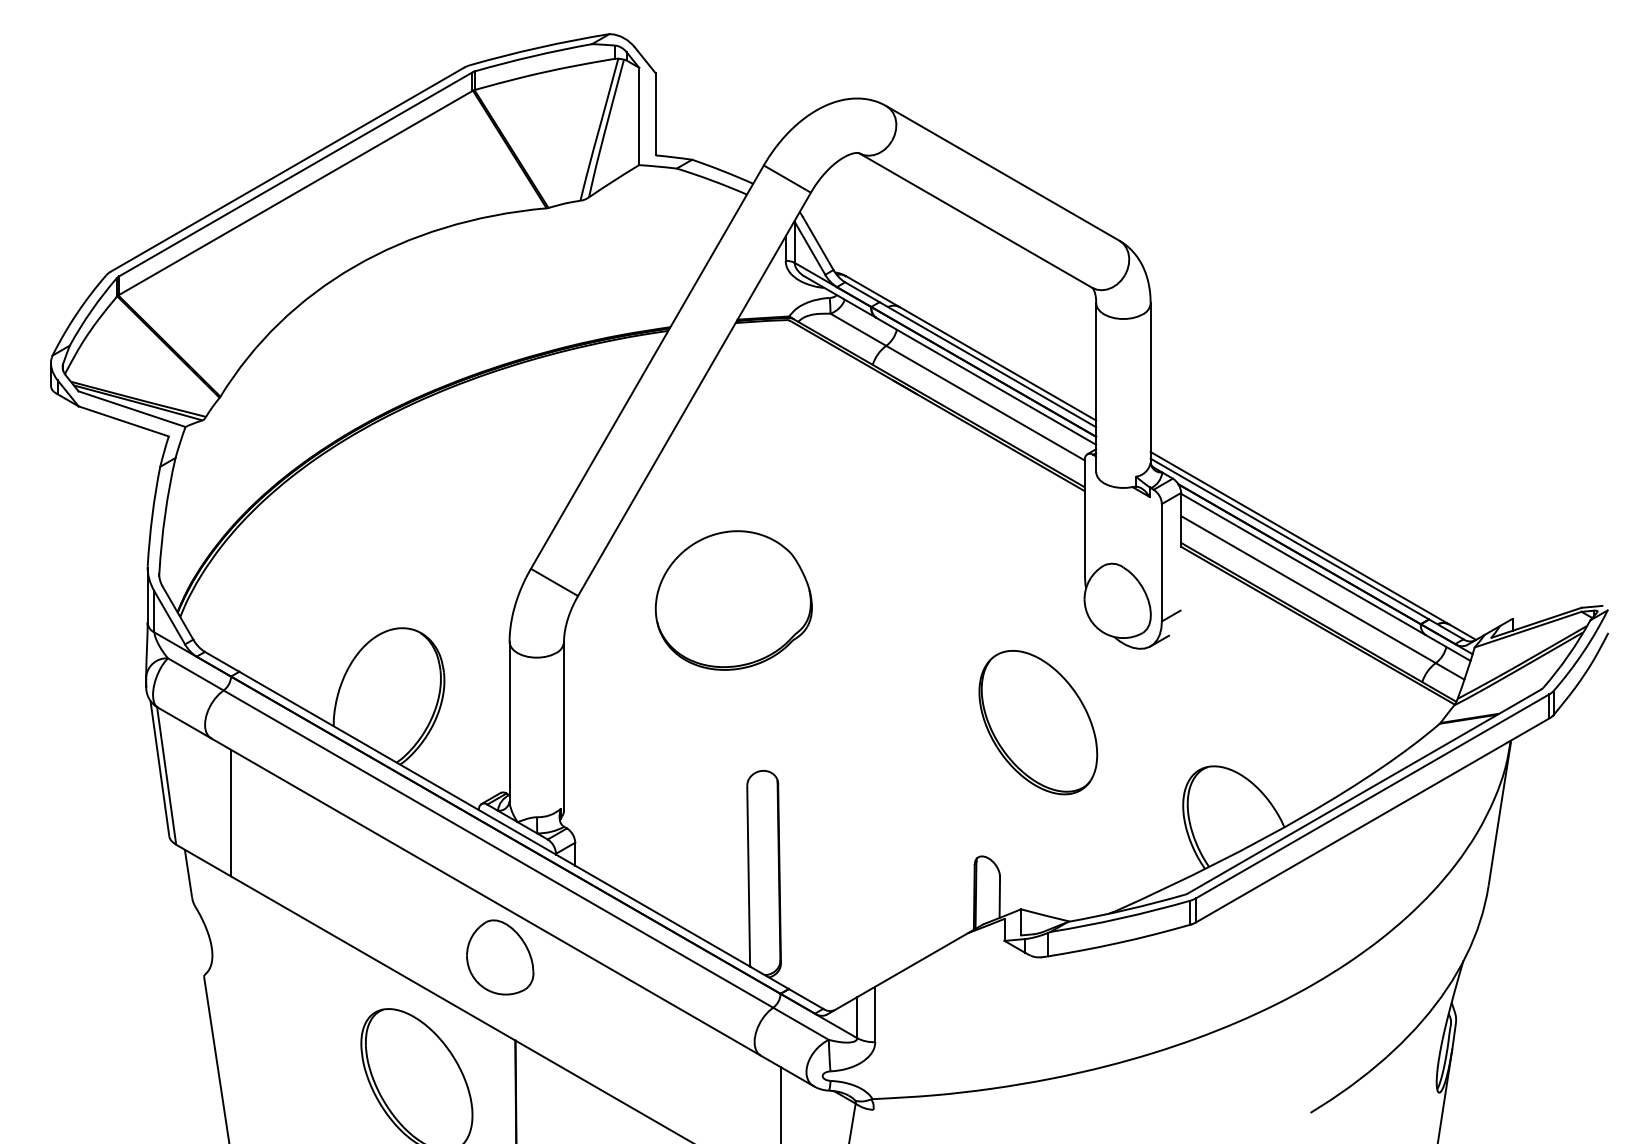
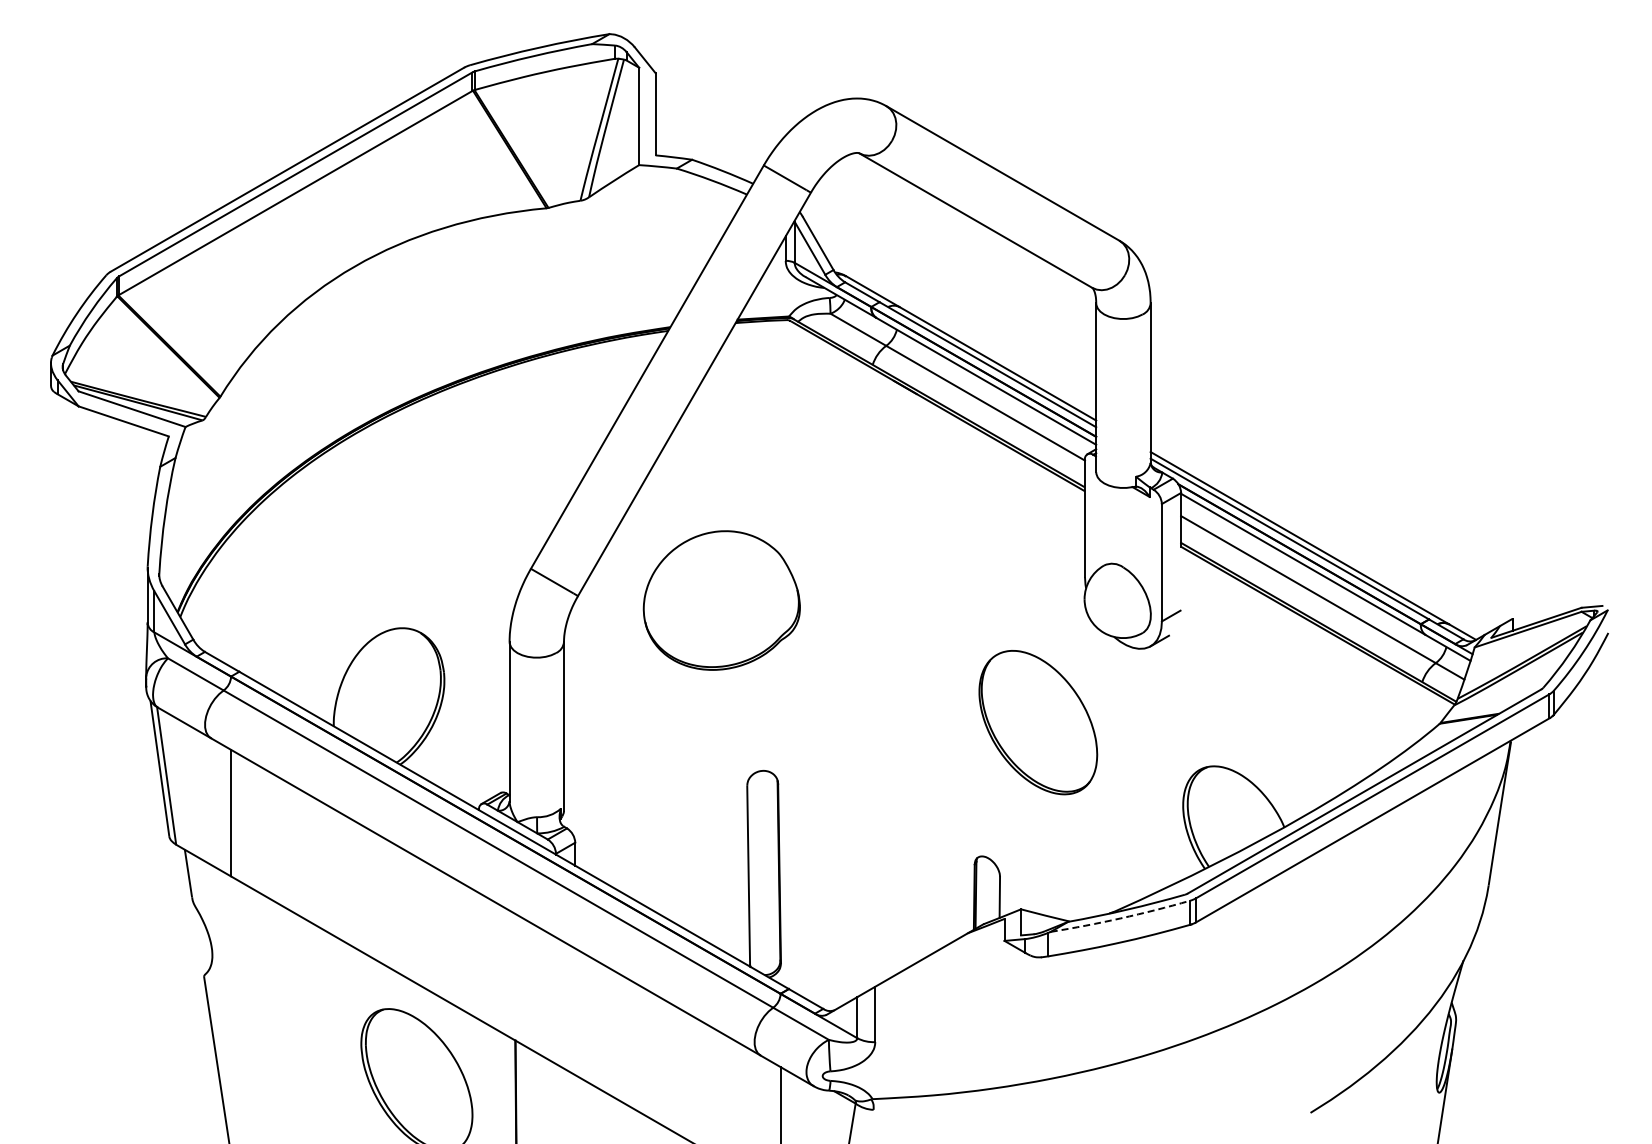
part position: (733, 600) -> (721, 600) (721, 600)
arc: solid -> dashed (1120, 918)
part: present -> none (500, 957)
